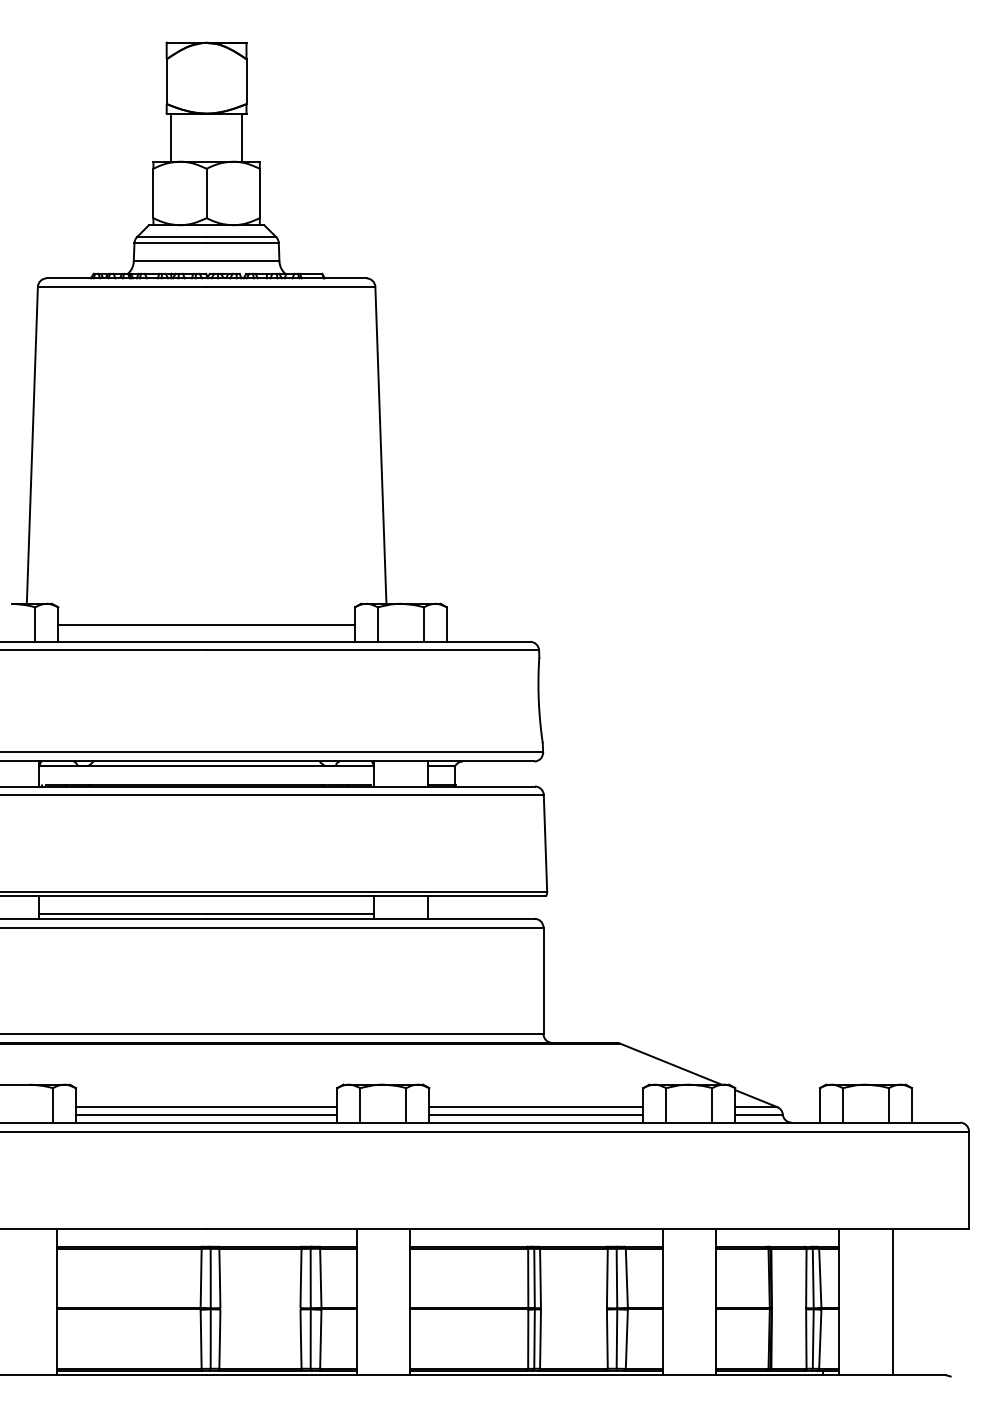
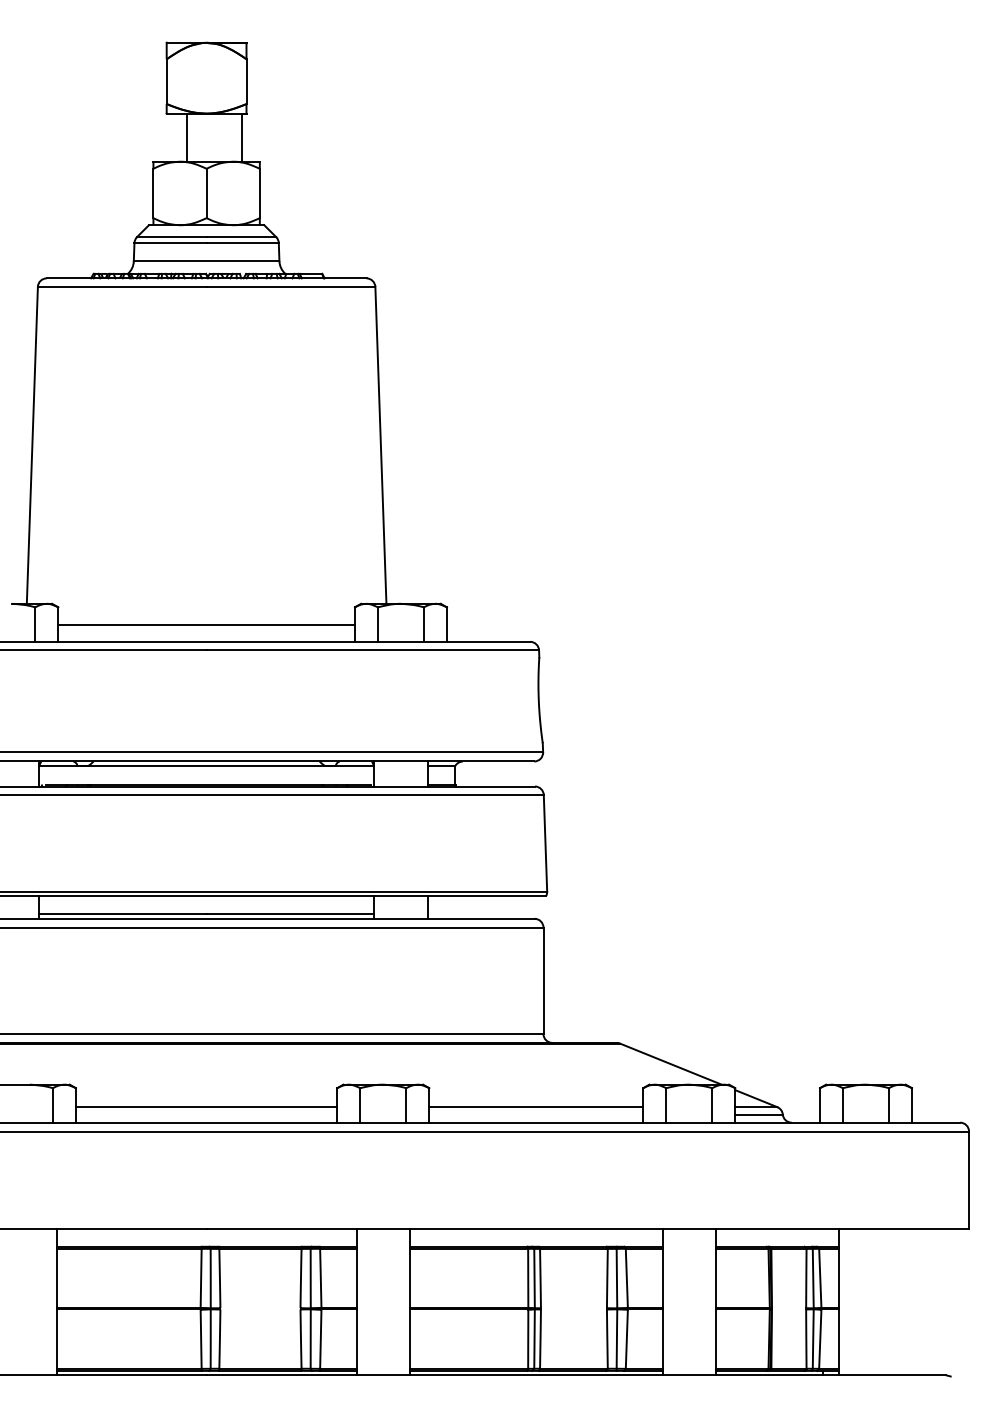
line position: (171, 137) -> (187, 137) (187, 137)
line: present -> none (206, 1114)
line: present -> none (536, 1114)
line: present -> none (892, 1302)
